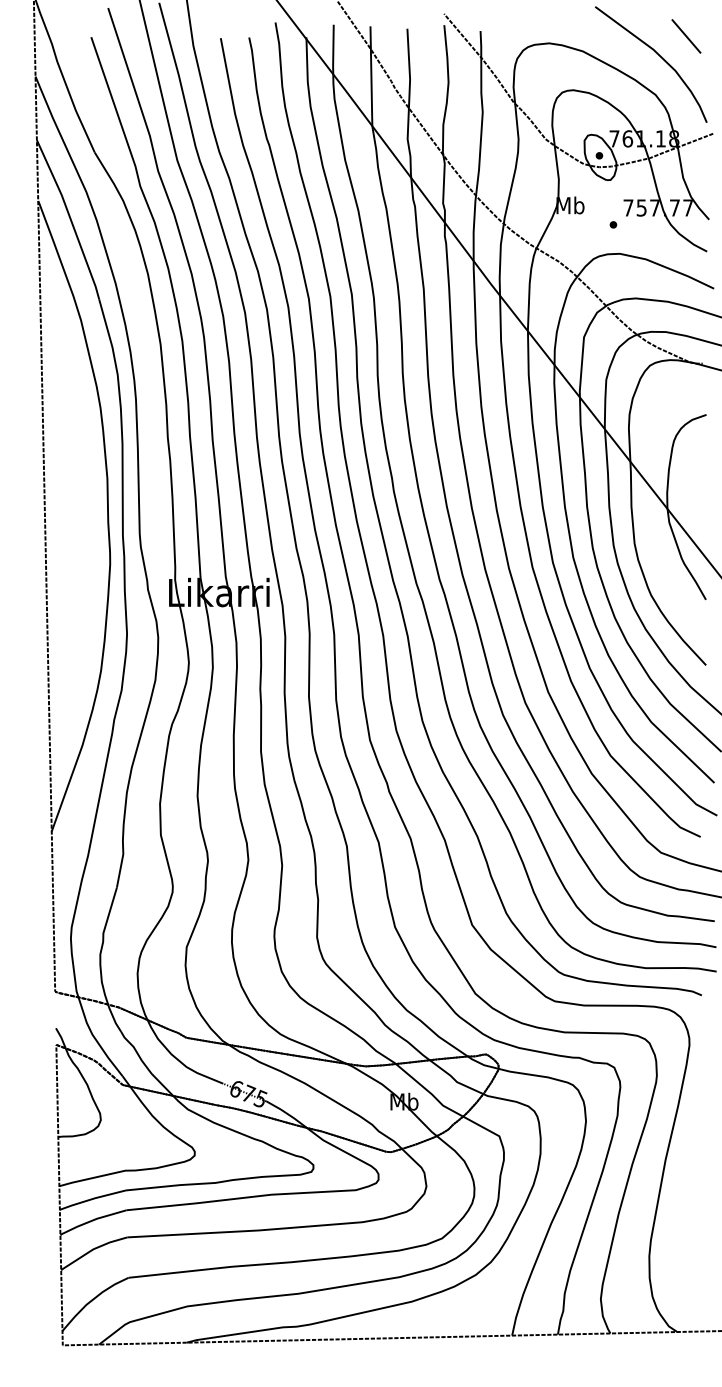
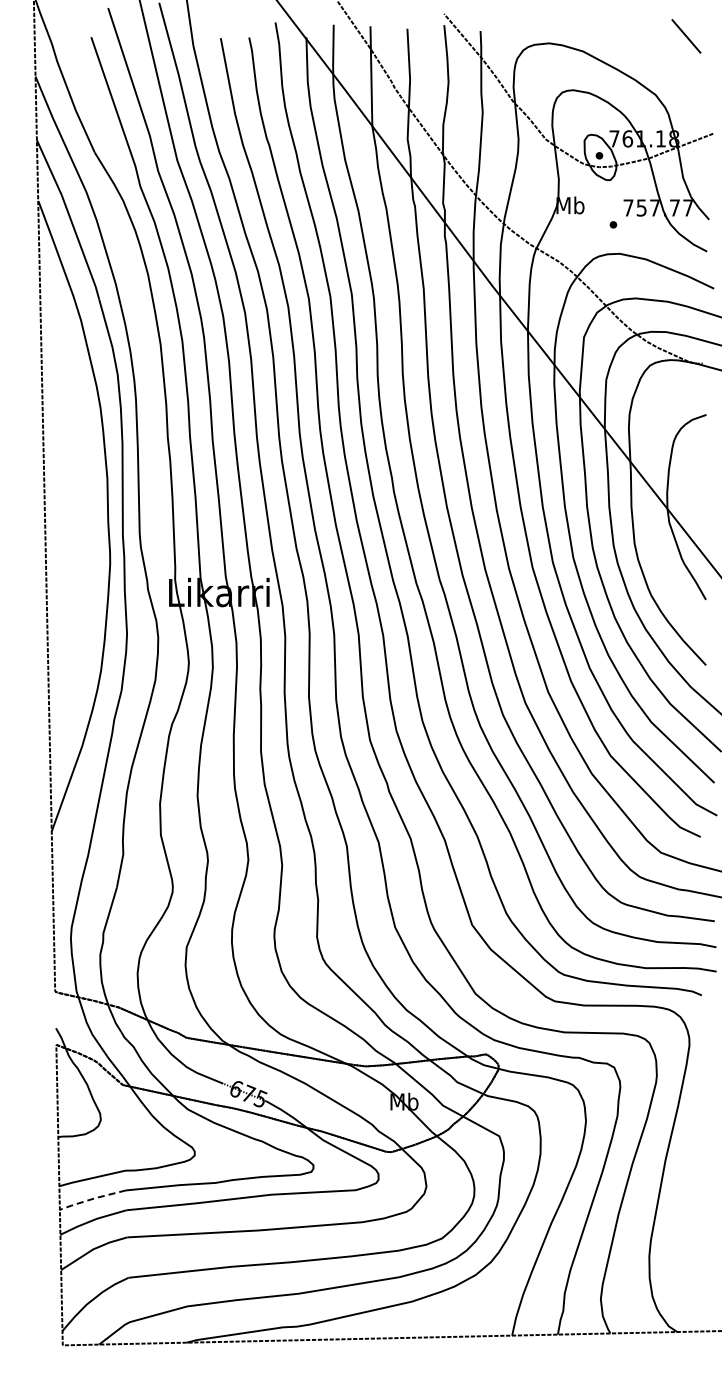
curve: present -> none (659, 56)
line: solid -> dashed (92, 1199)
